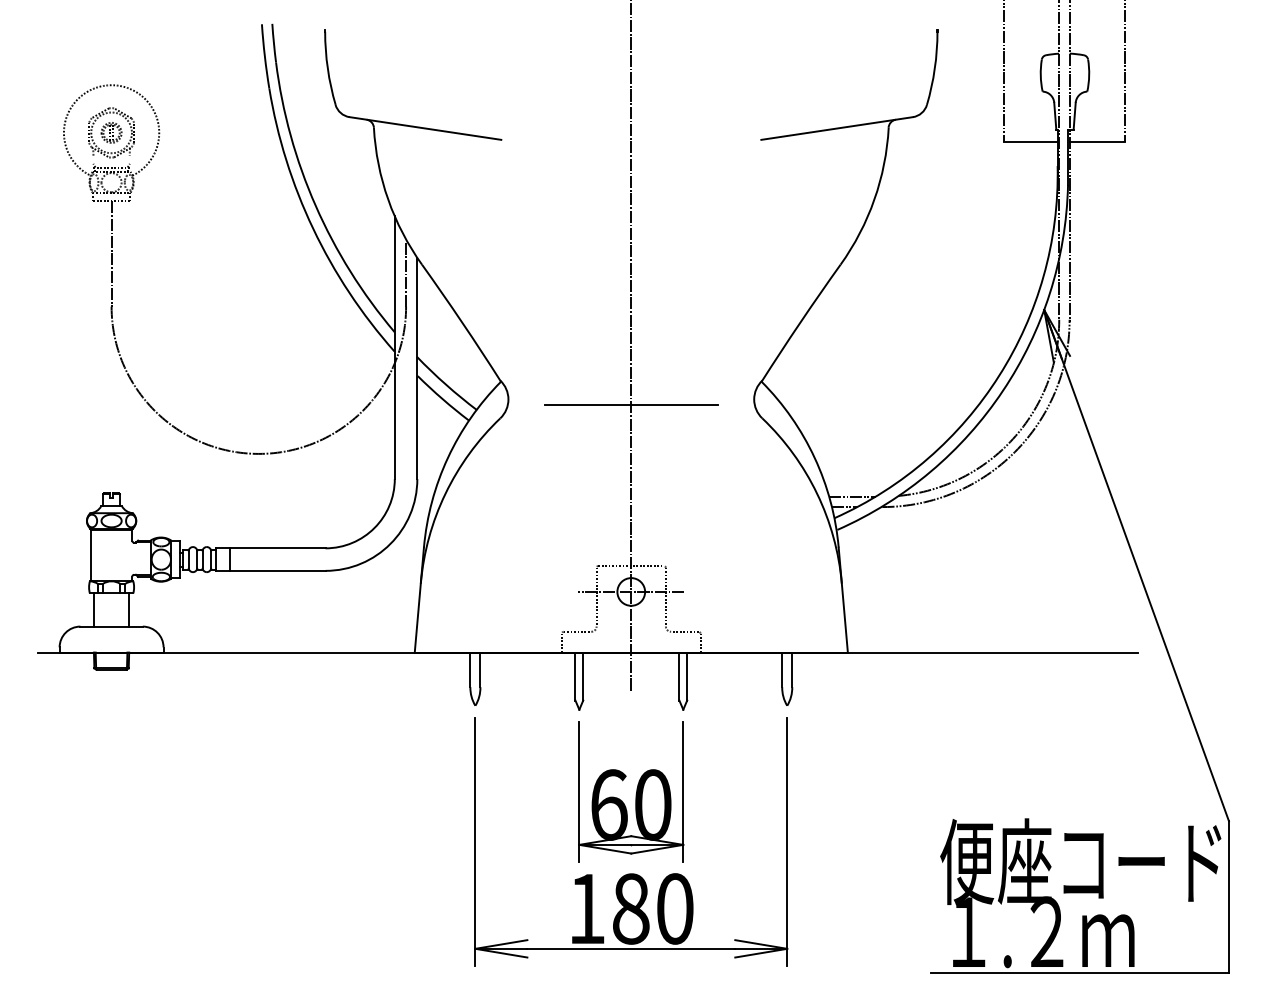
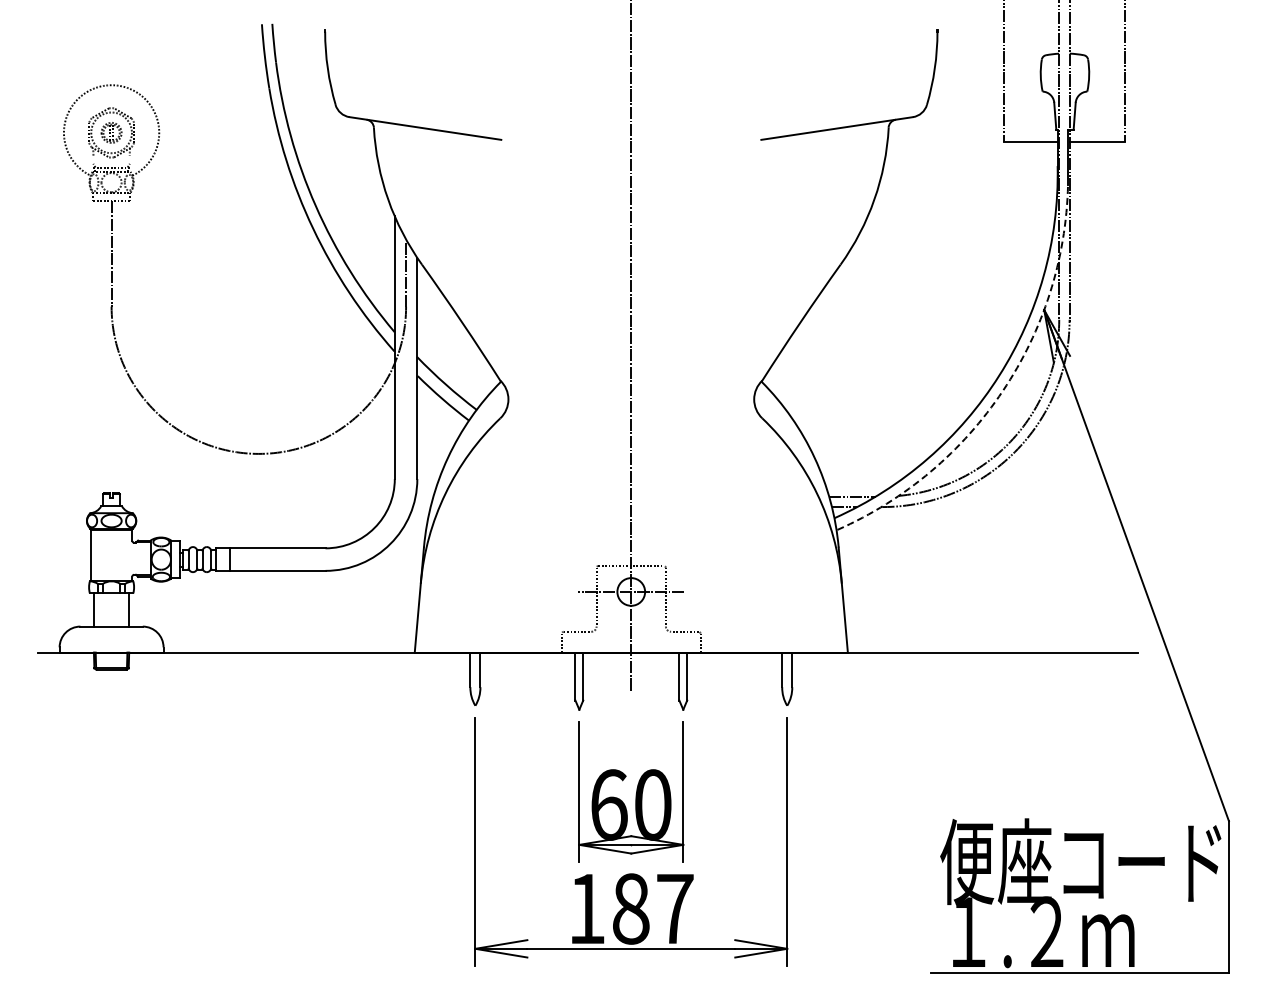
arc: solid -> dashed (1002, 390)
line: present -> none (630, 404)
text: 180 -> 187 (675, 908)
